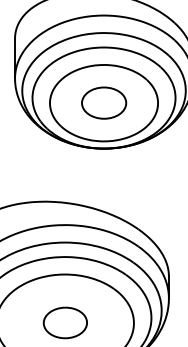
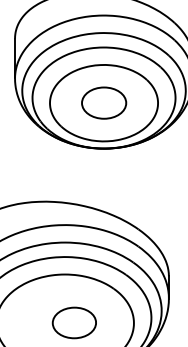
part position: (64, 322) -> (73, 322) (73, 322)
